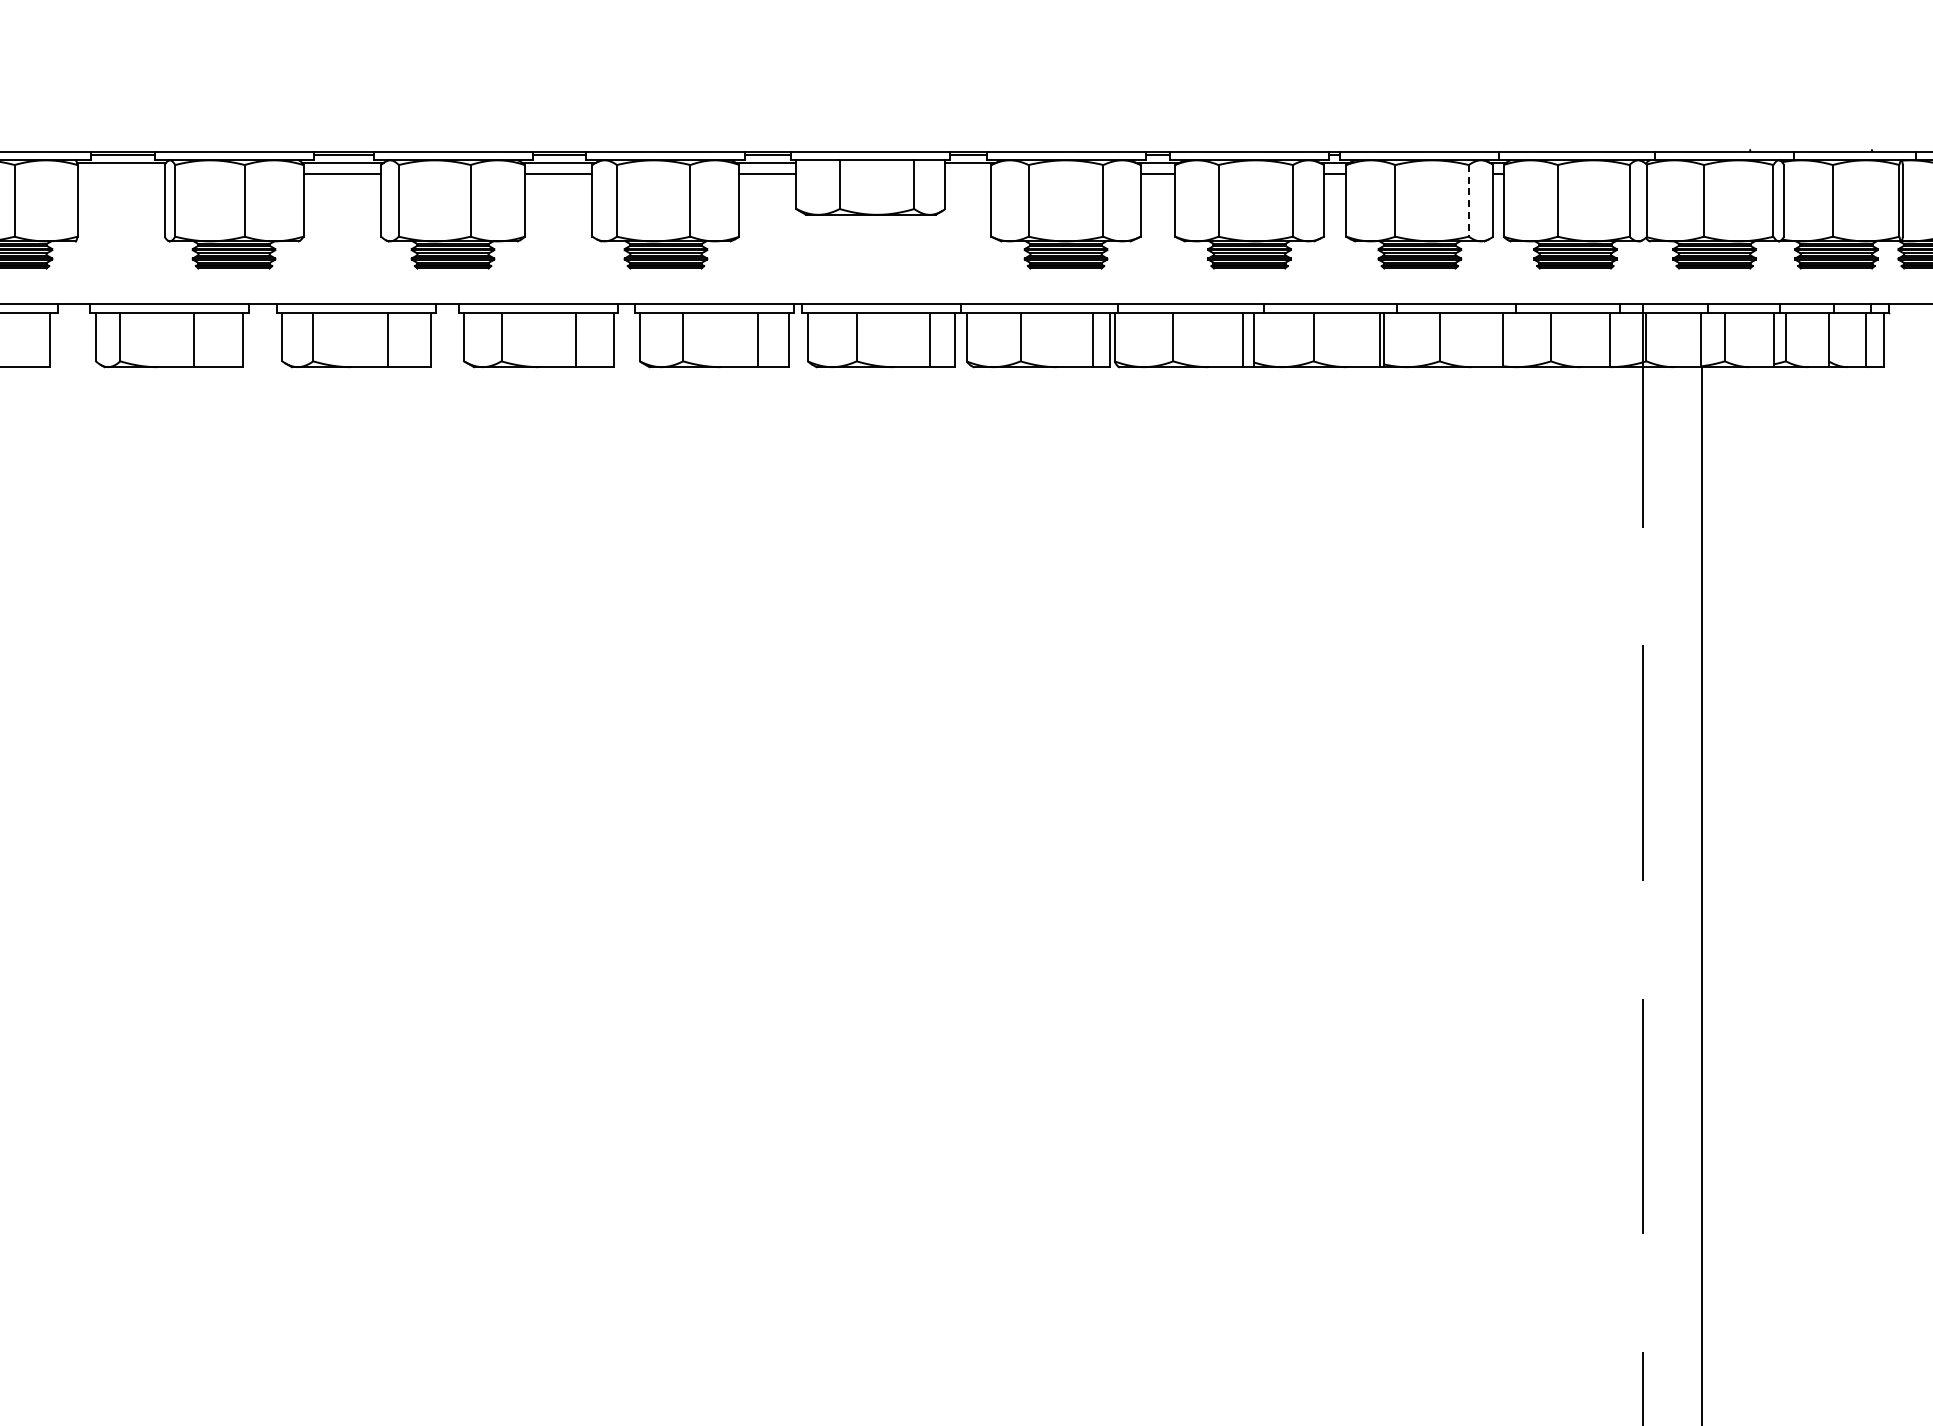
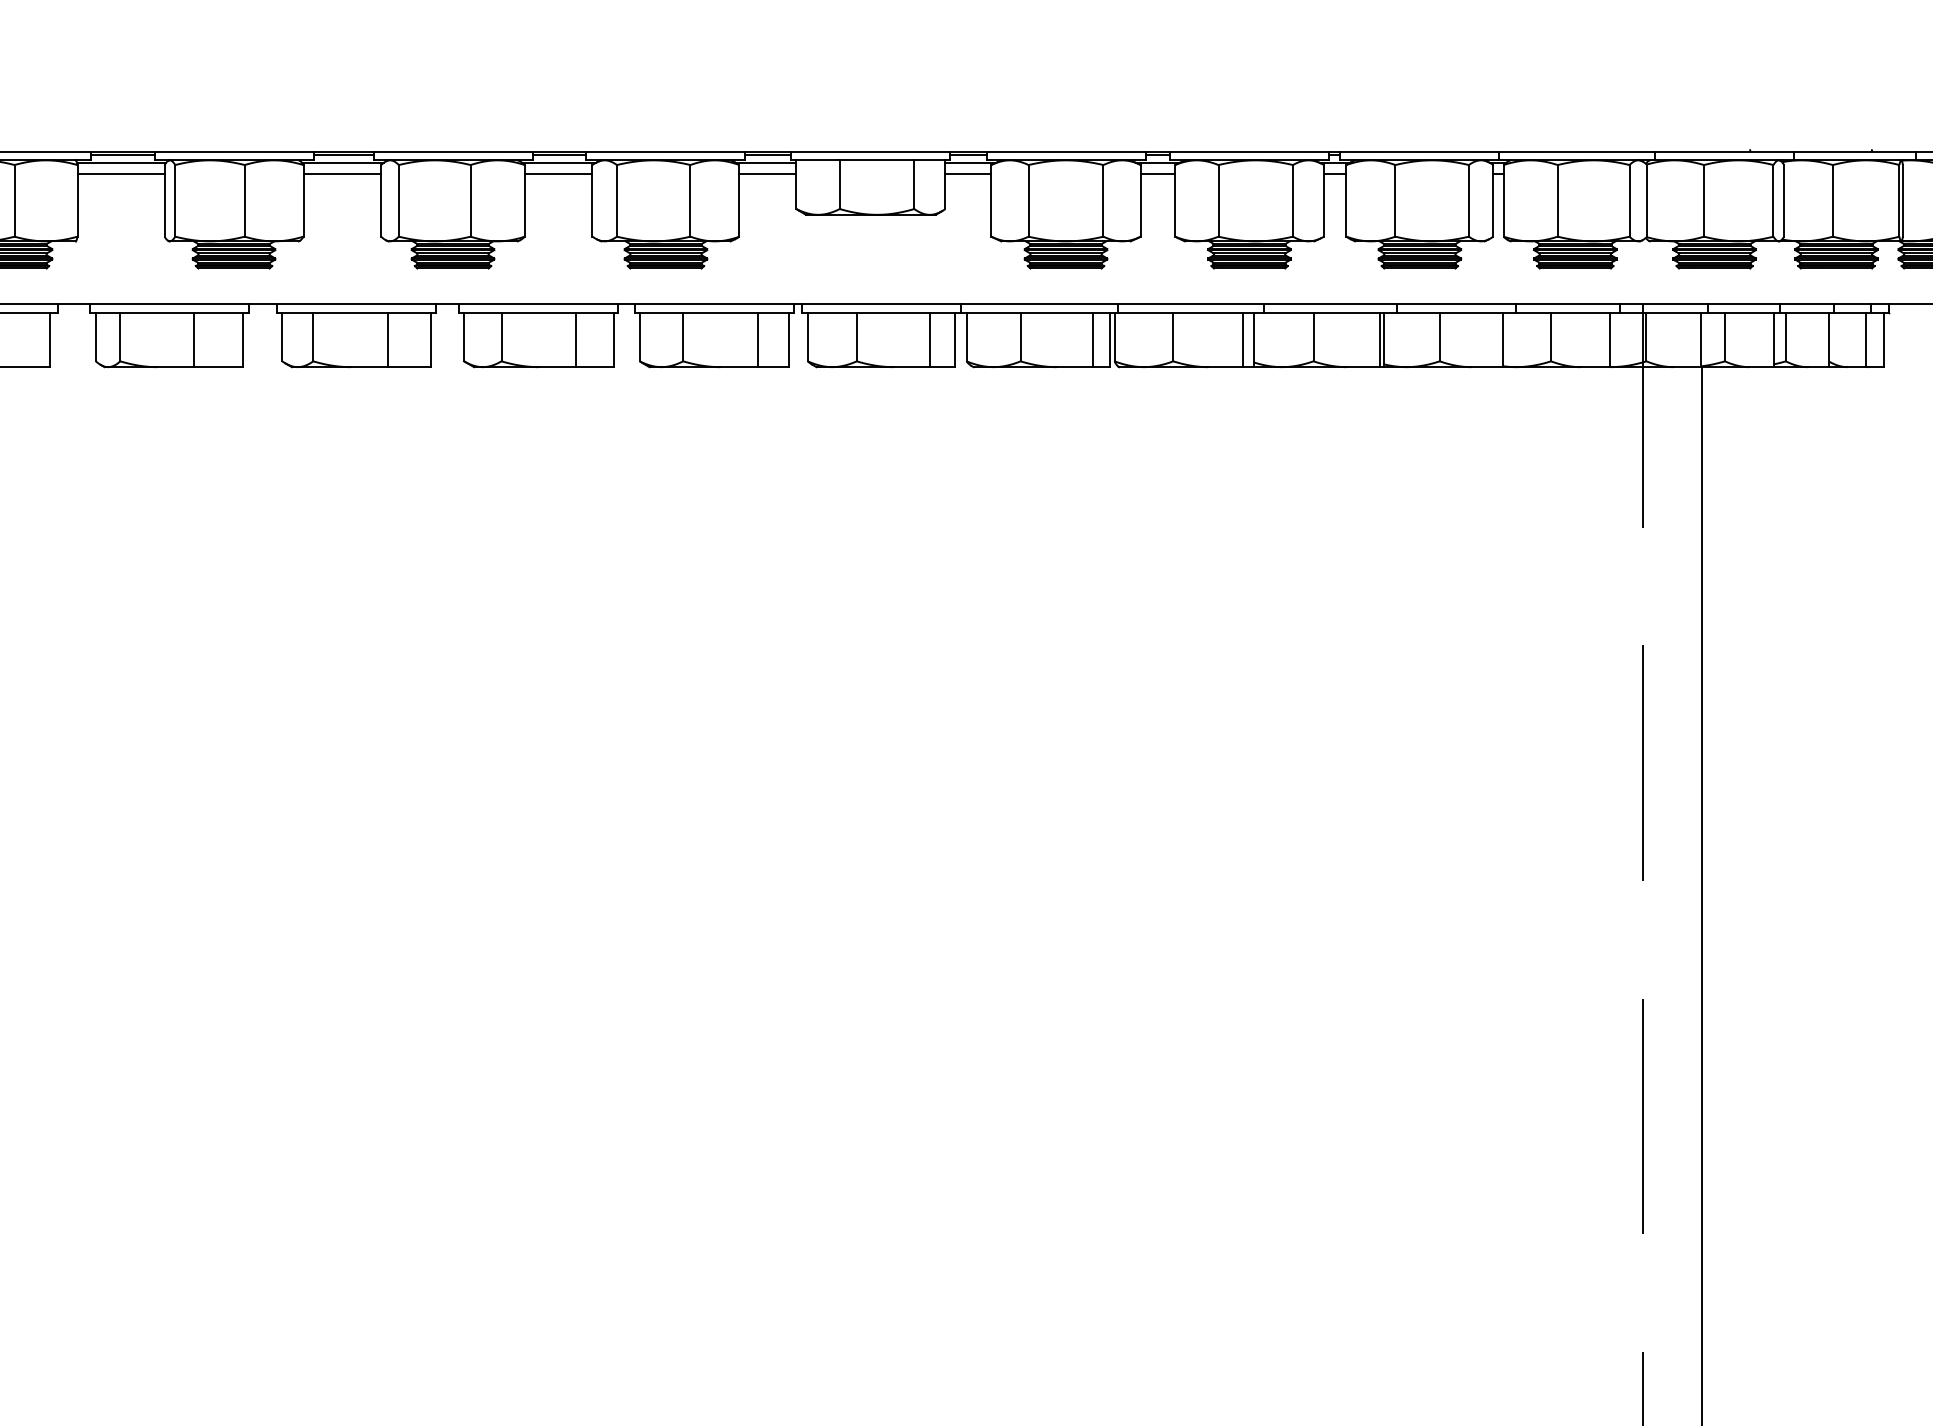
line: none -> present (120, 174)
line: none -> present (968, 174)
line: dashed -> solid (1468, 200)
